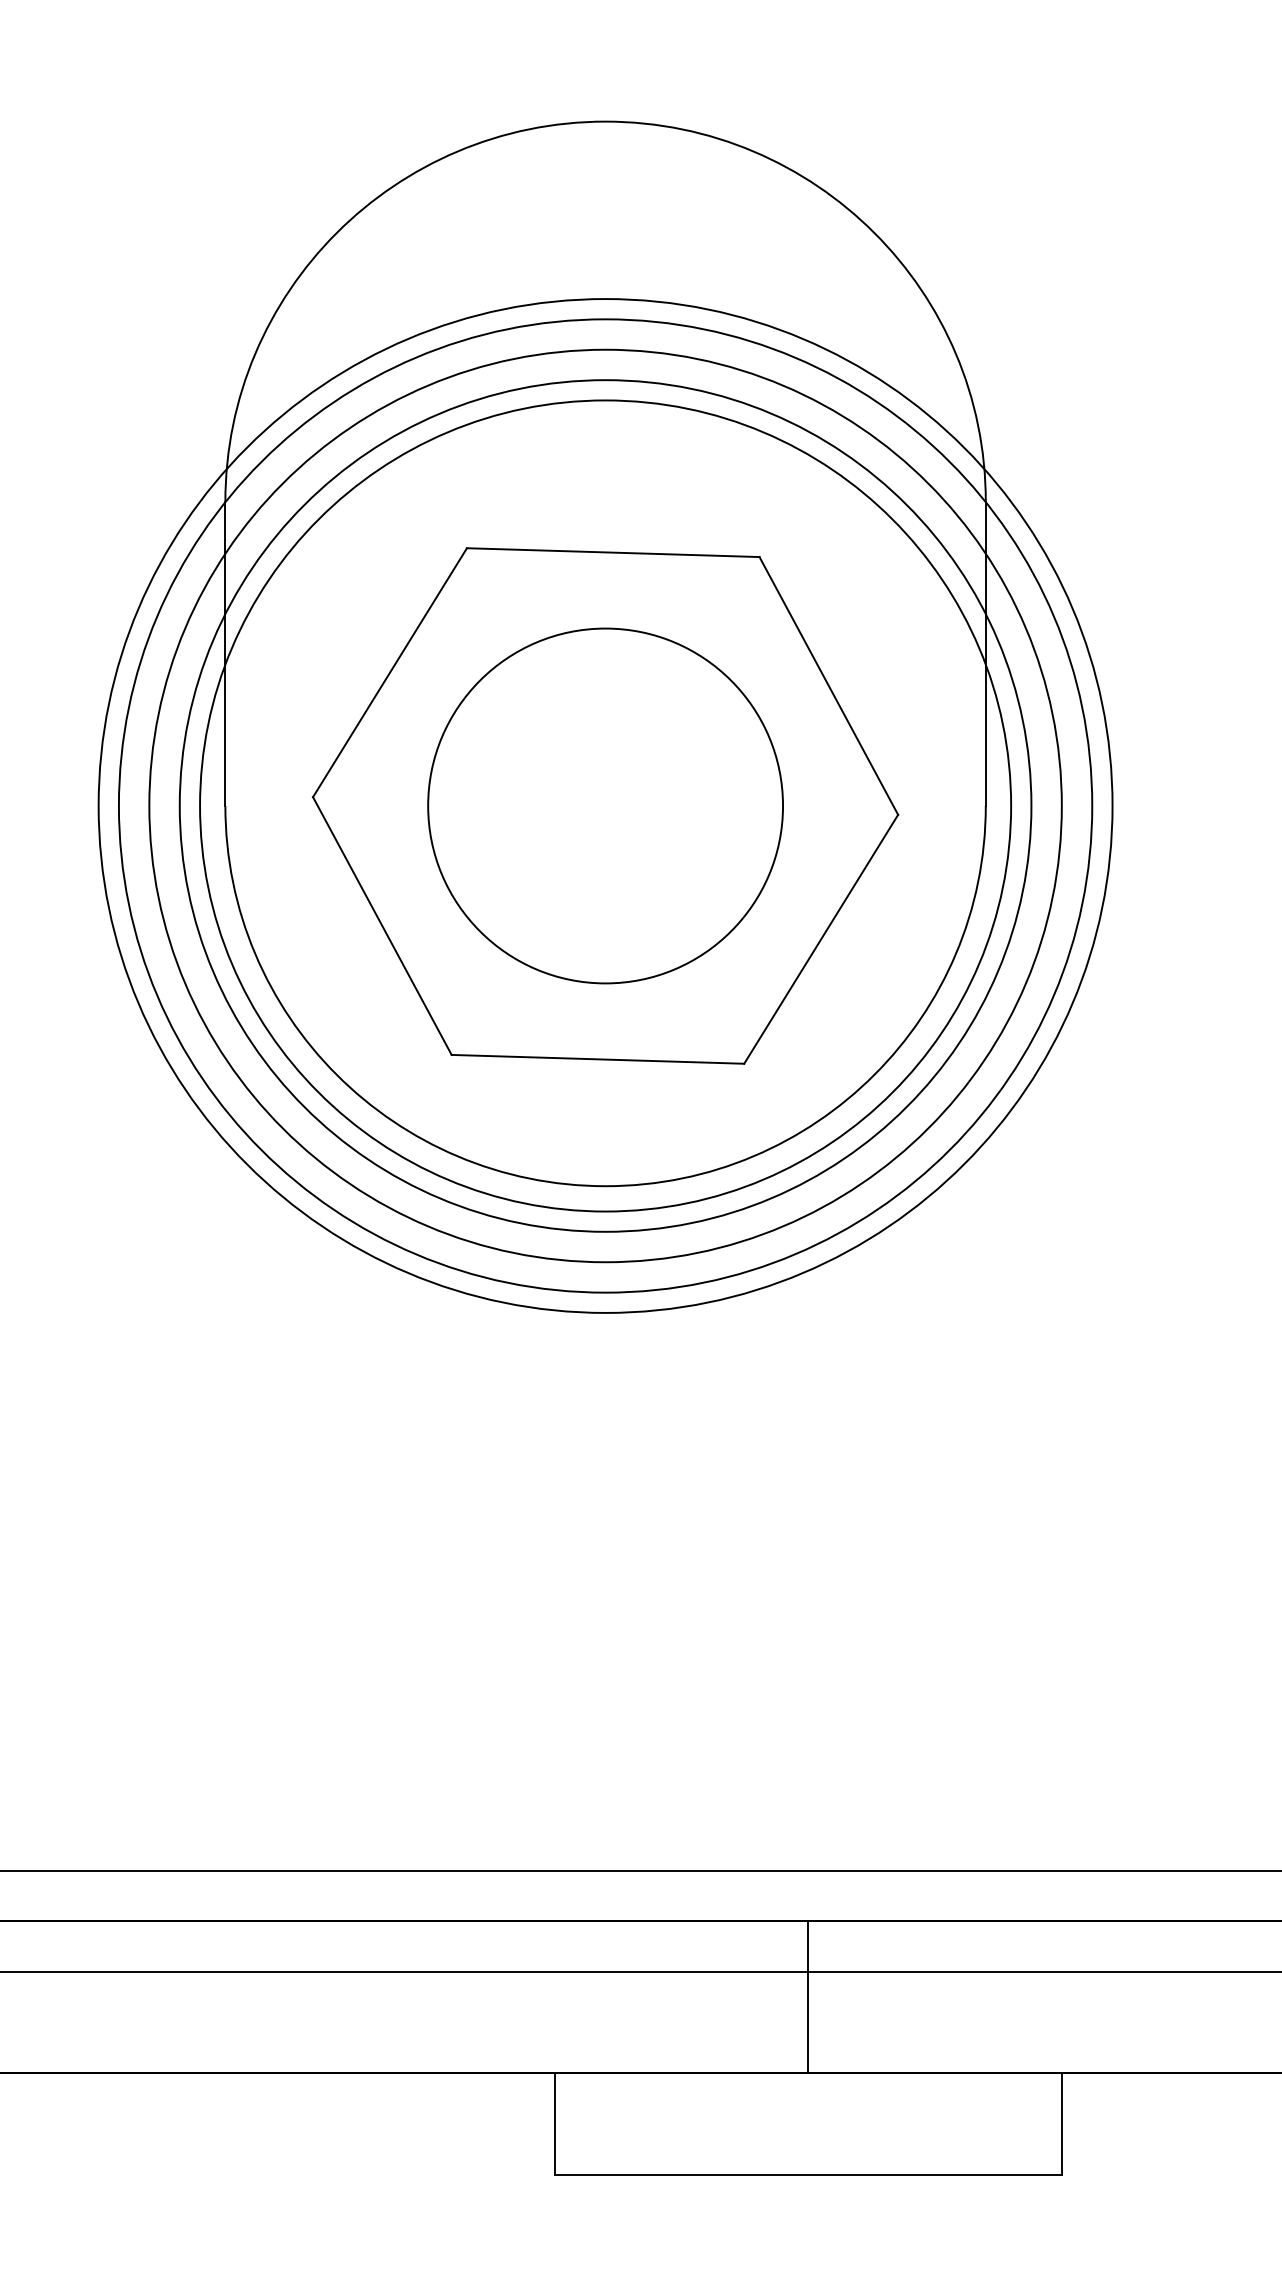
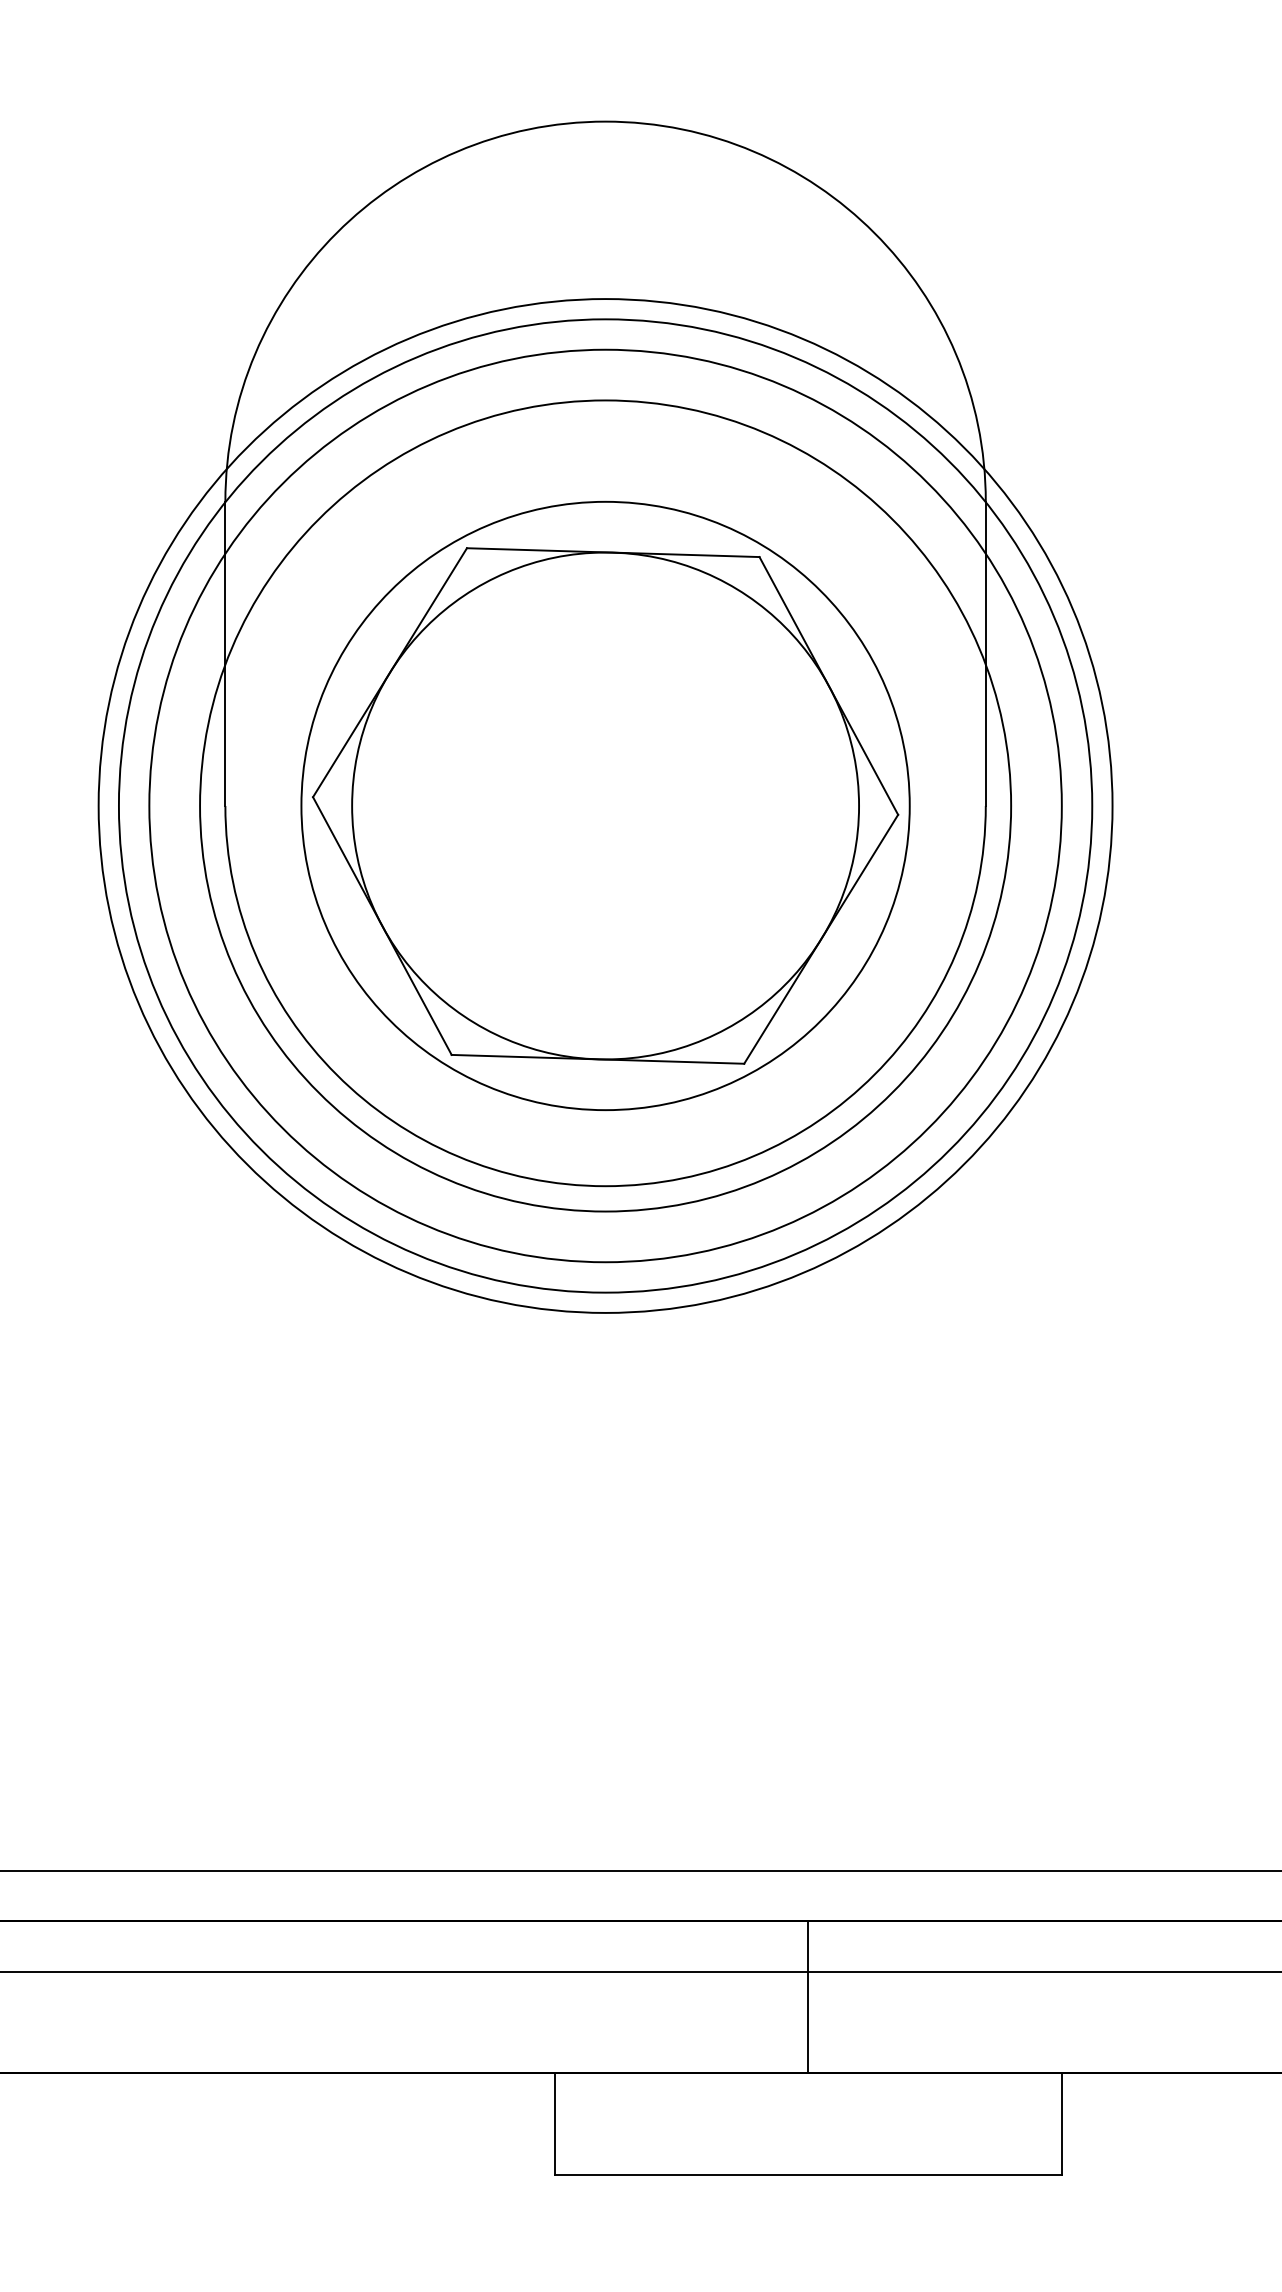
circle diameter: 355 px -> 507 px (605, 805)
circle diameter: 852 px -> 608 px (605, 805)
